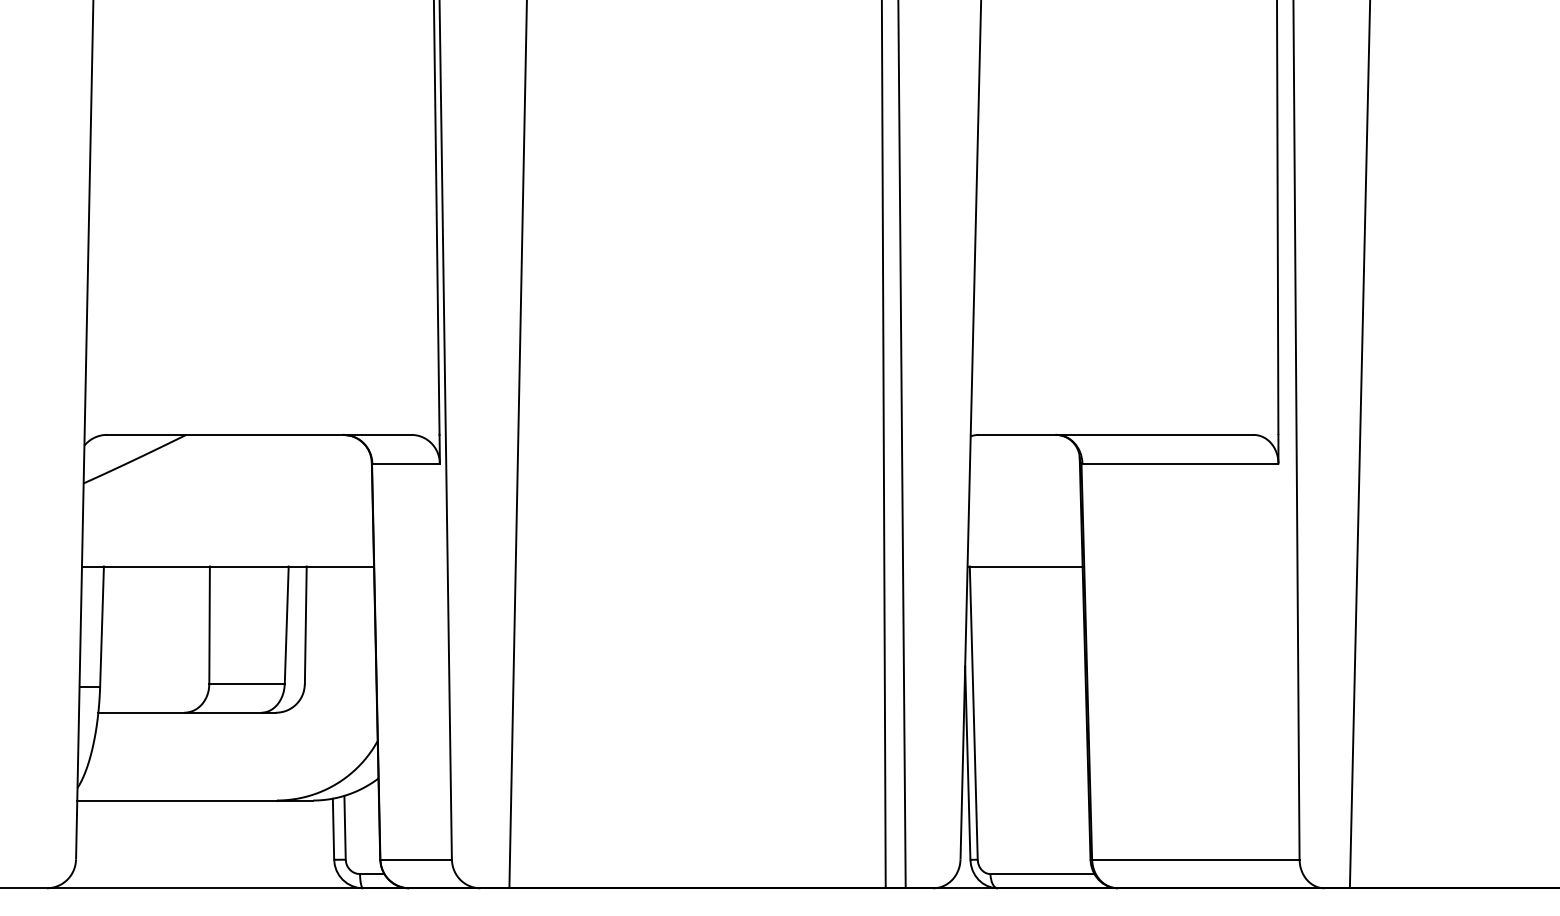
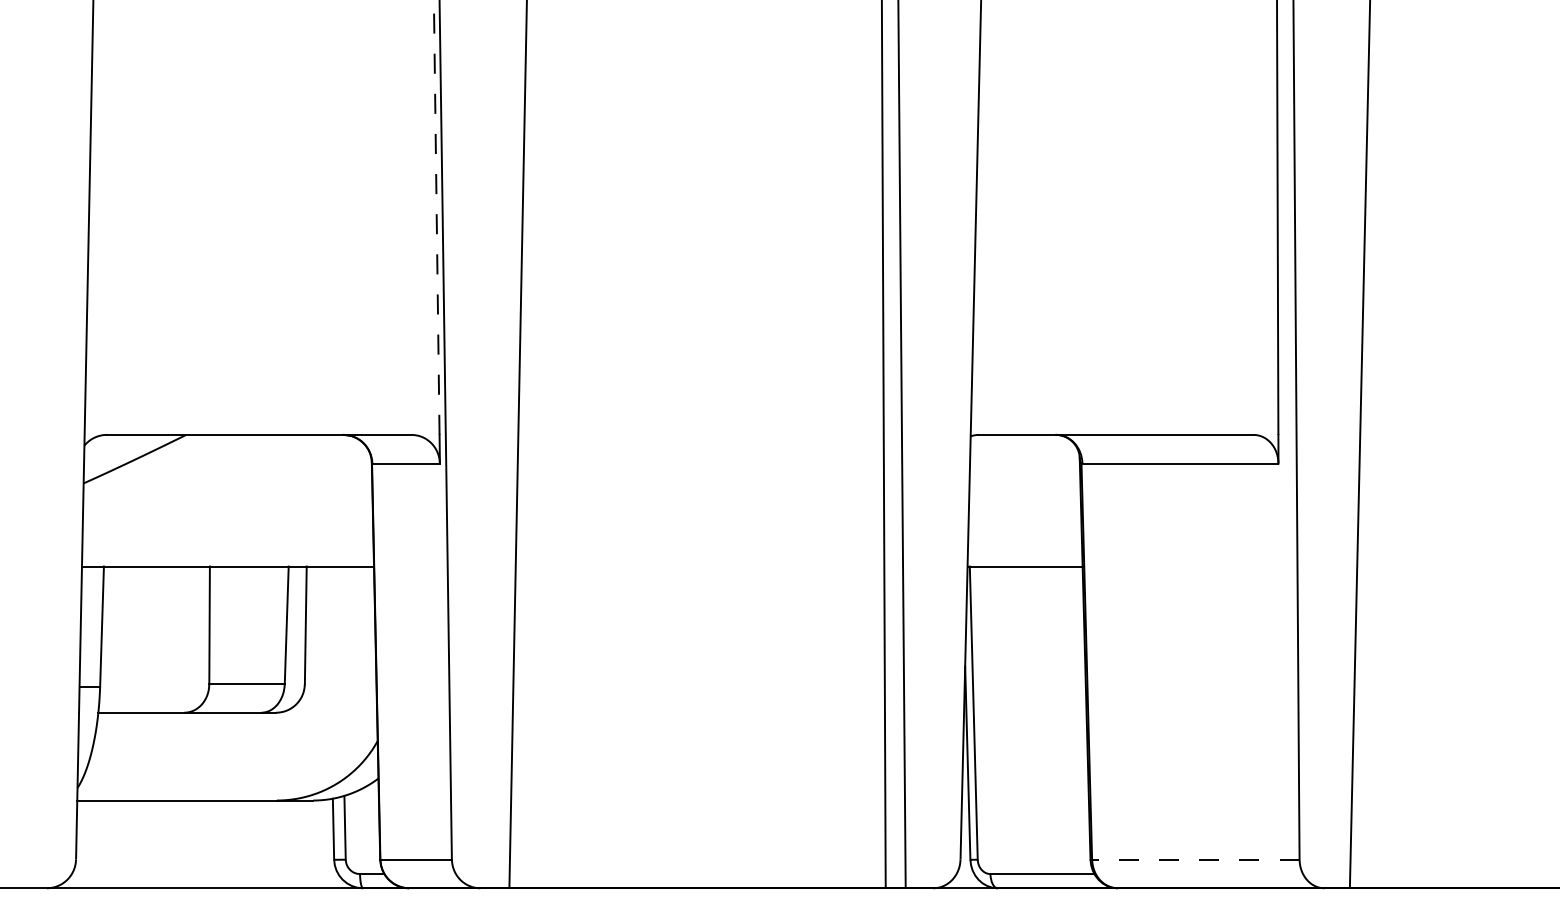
line: solid -> dashed (436, 217)
line: solid -> dashed (1195, 859)
